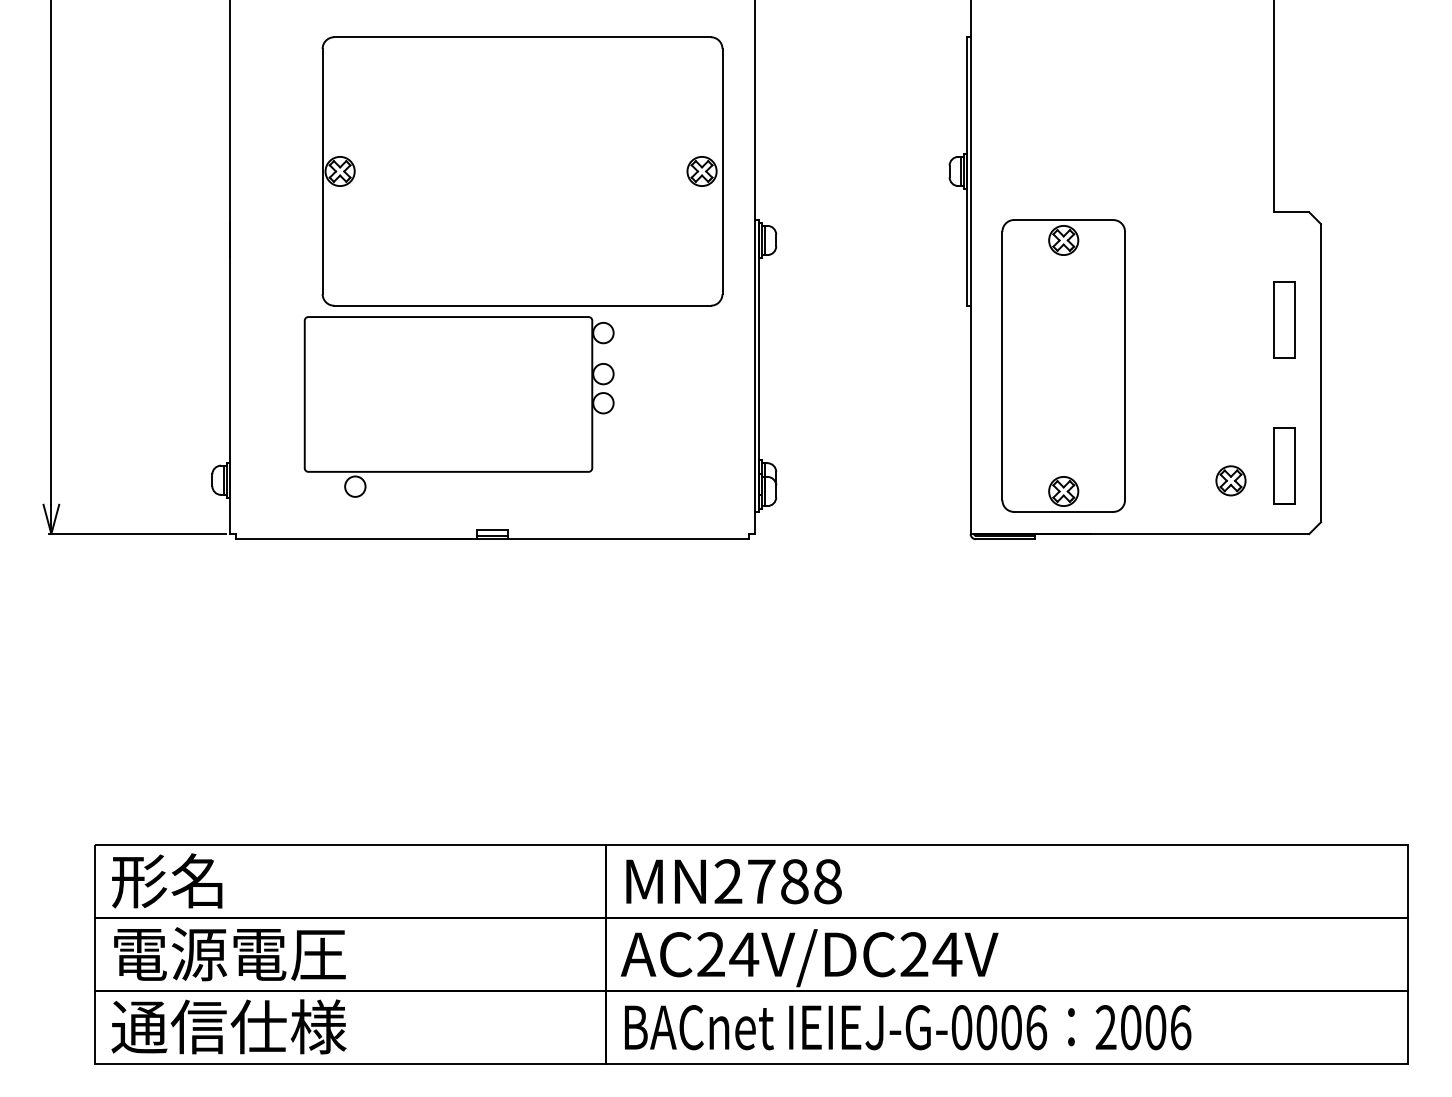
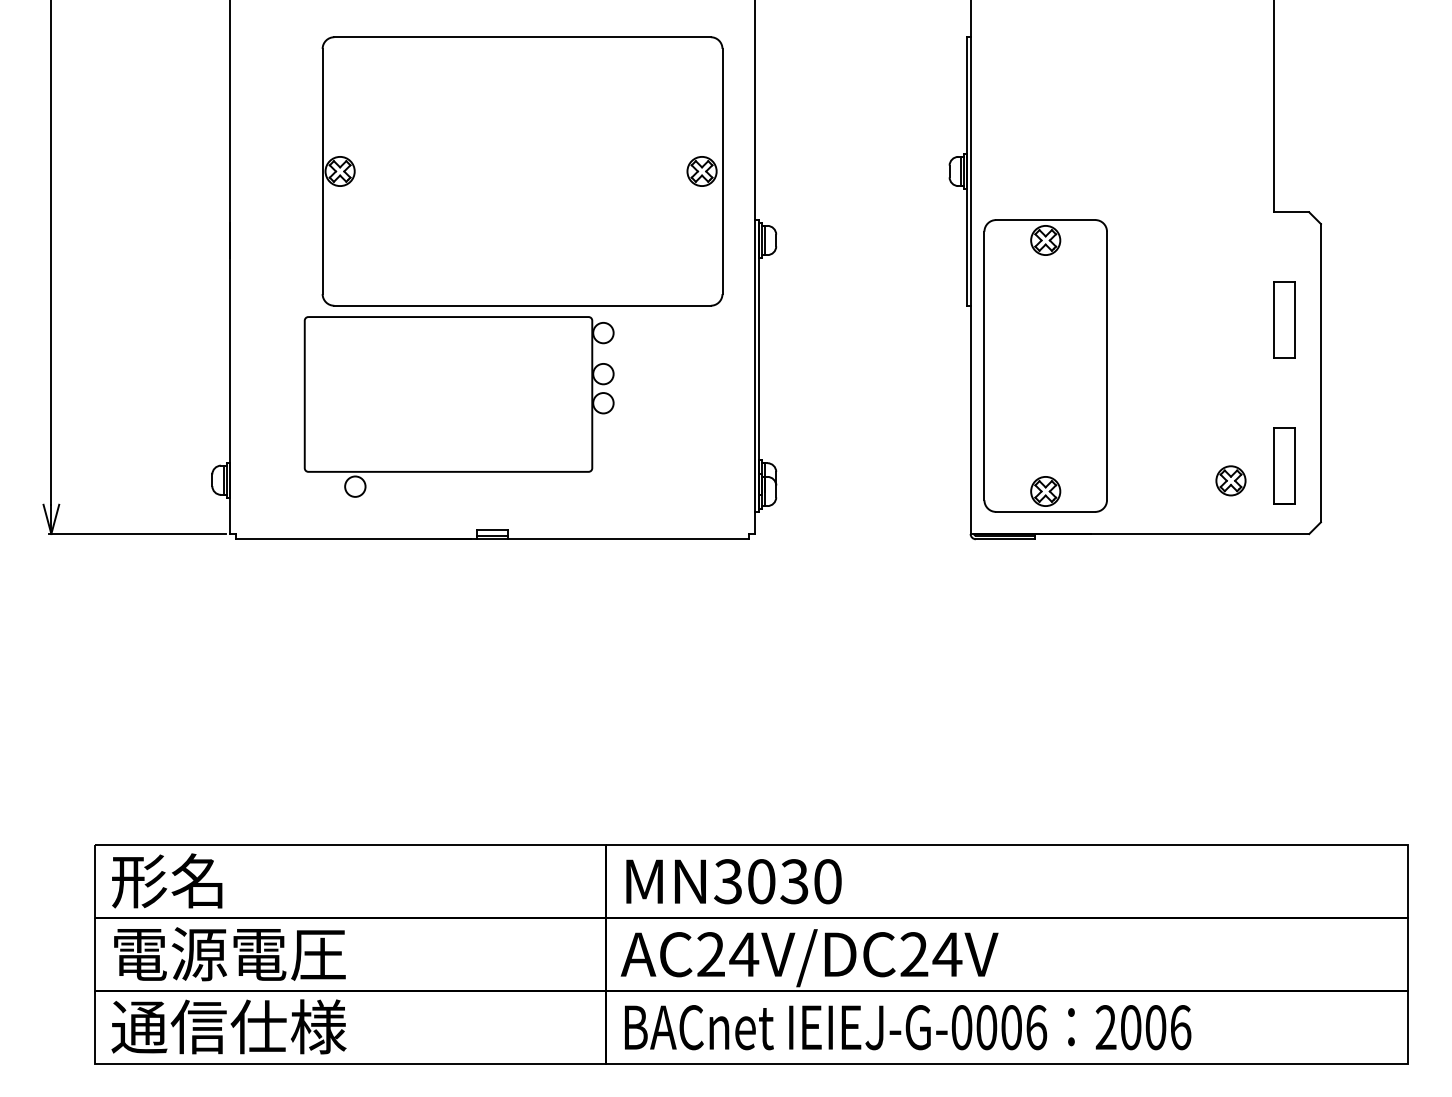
part position: (1063, 365) -> (1045, 365) (1045, 365)
text: MN2788 -> MN3030 (777, 881)
